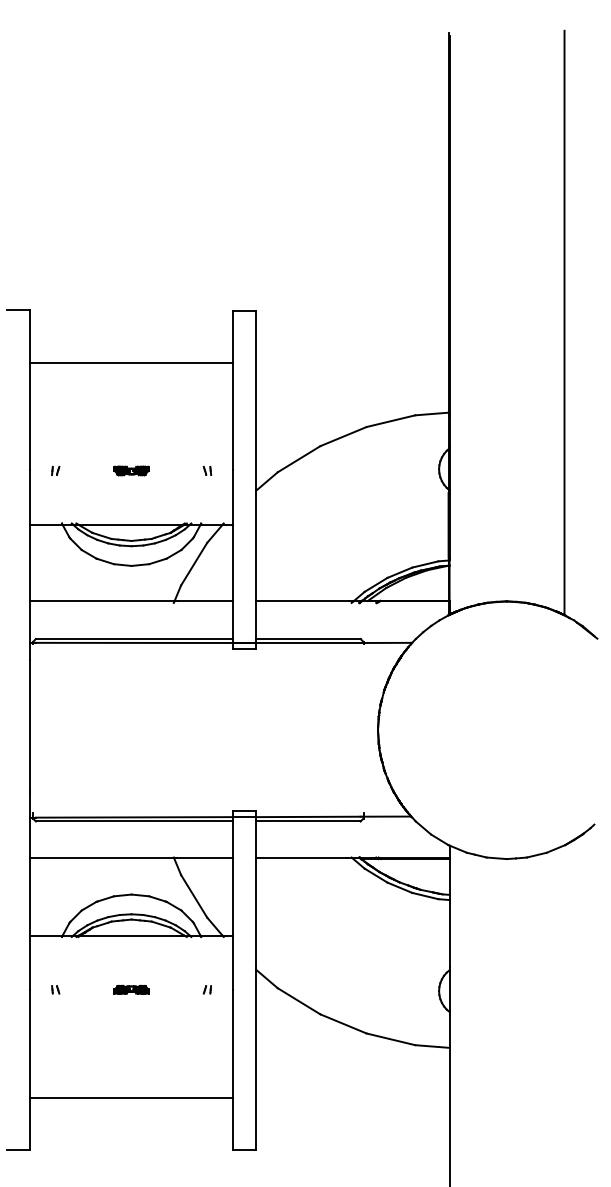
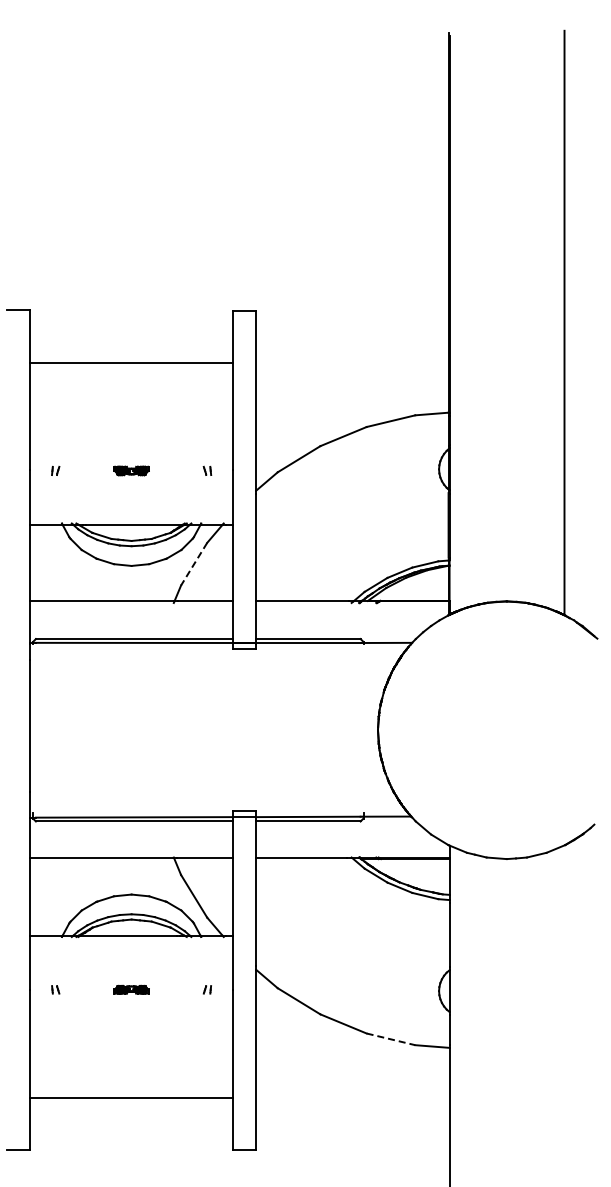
line: solid -> dashed (193, 564)
line: solid -> dashed (391, 1039)
